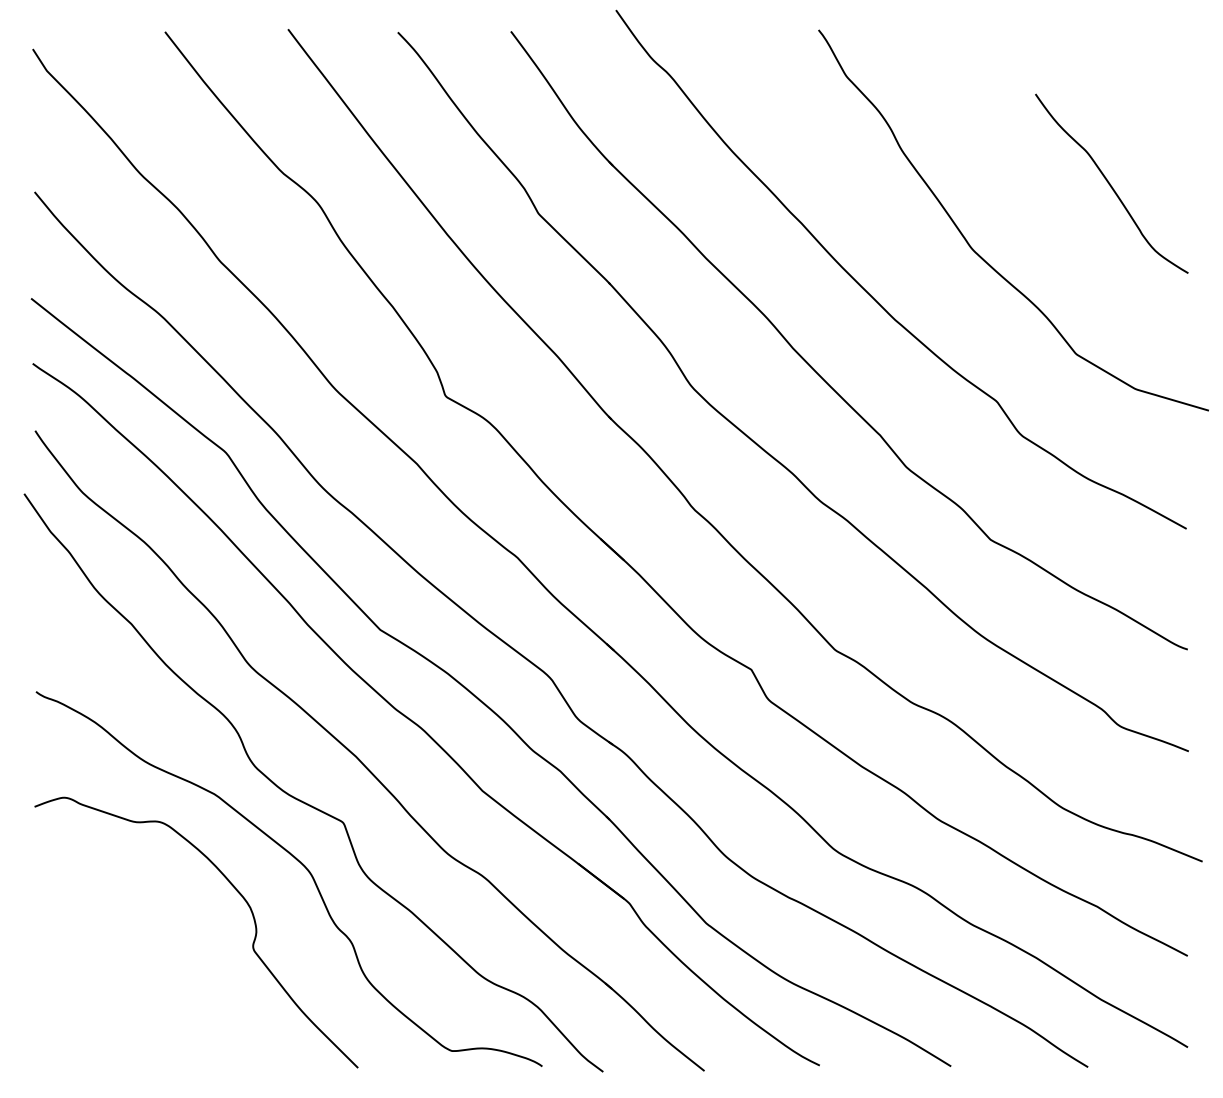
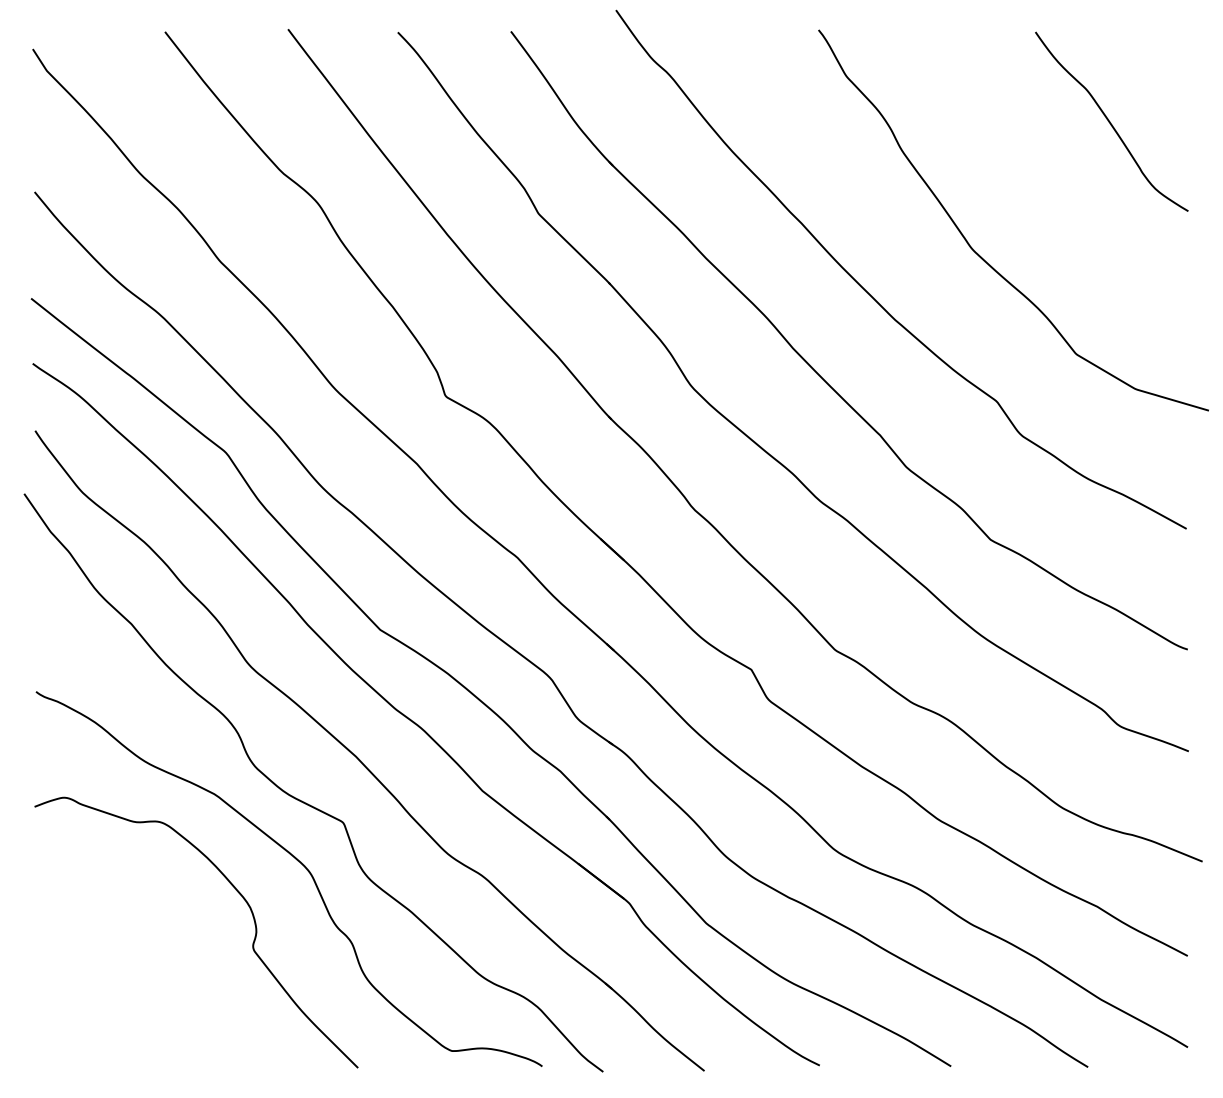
curve position: (1110, 183) -> (1110, 121) (1110, 121)
